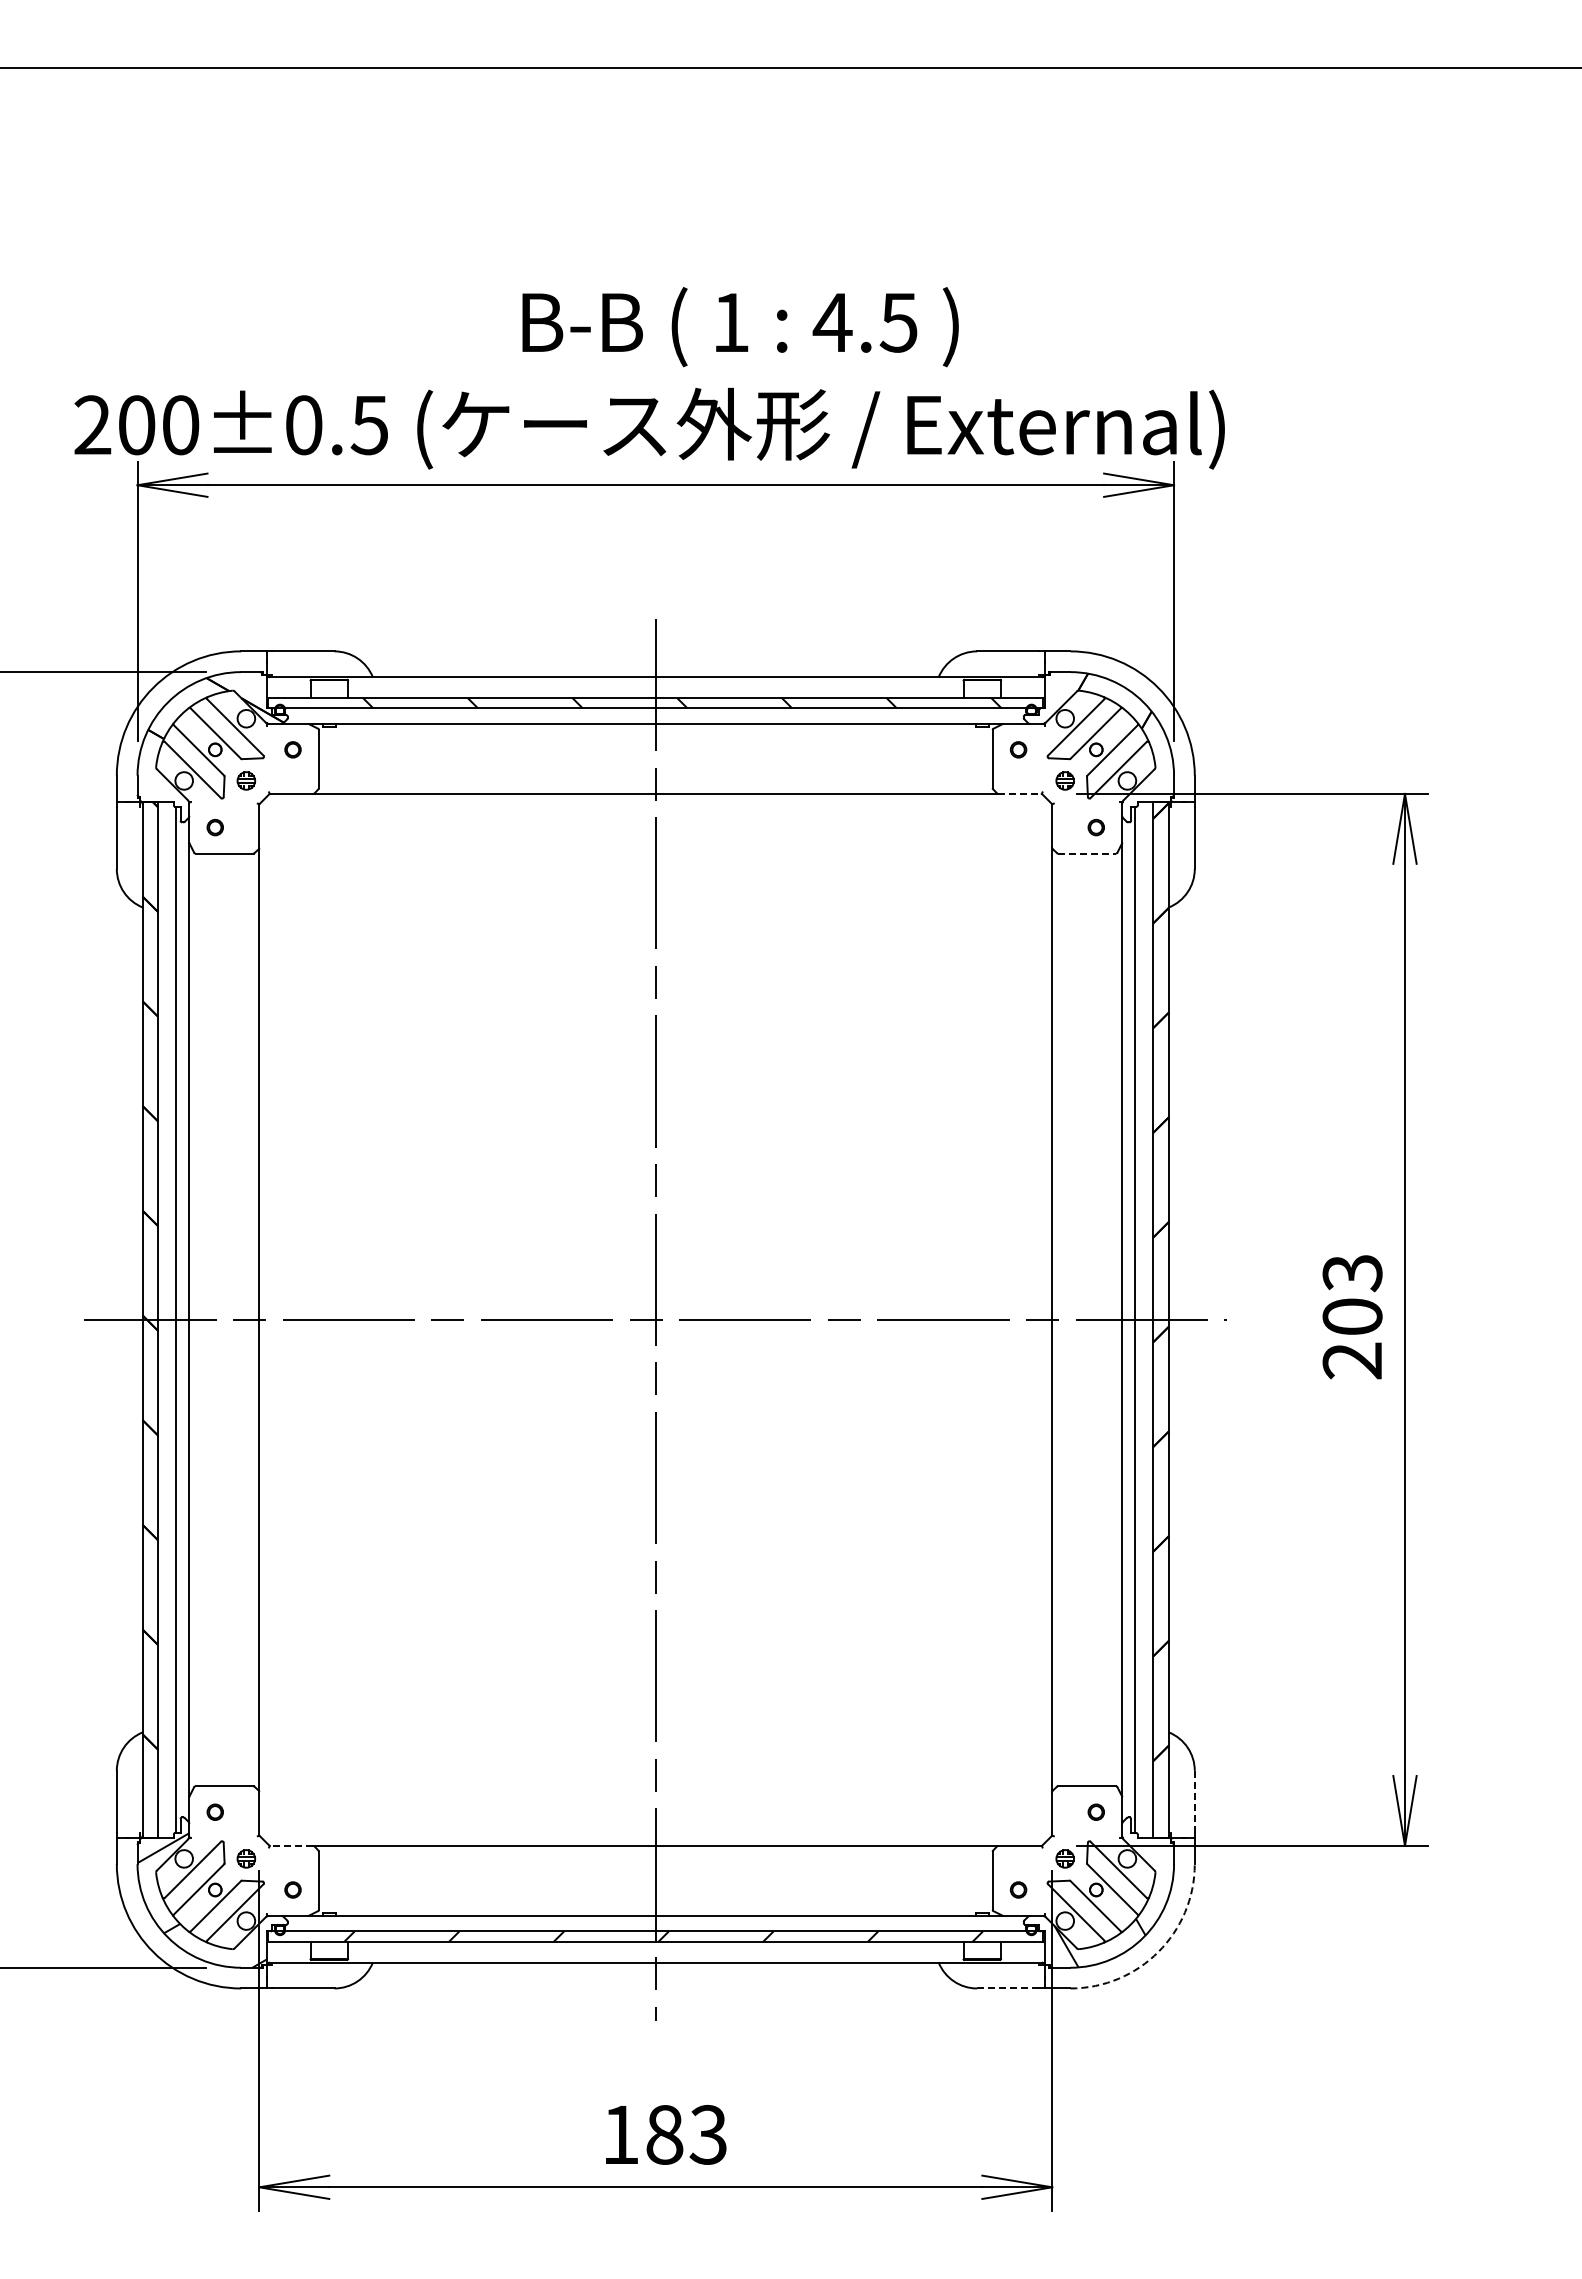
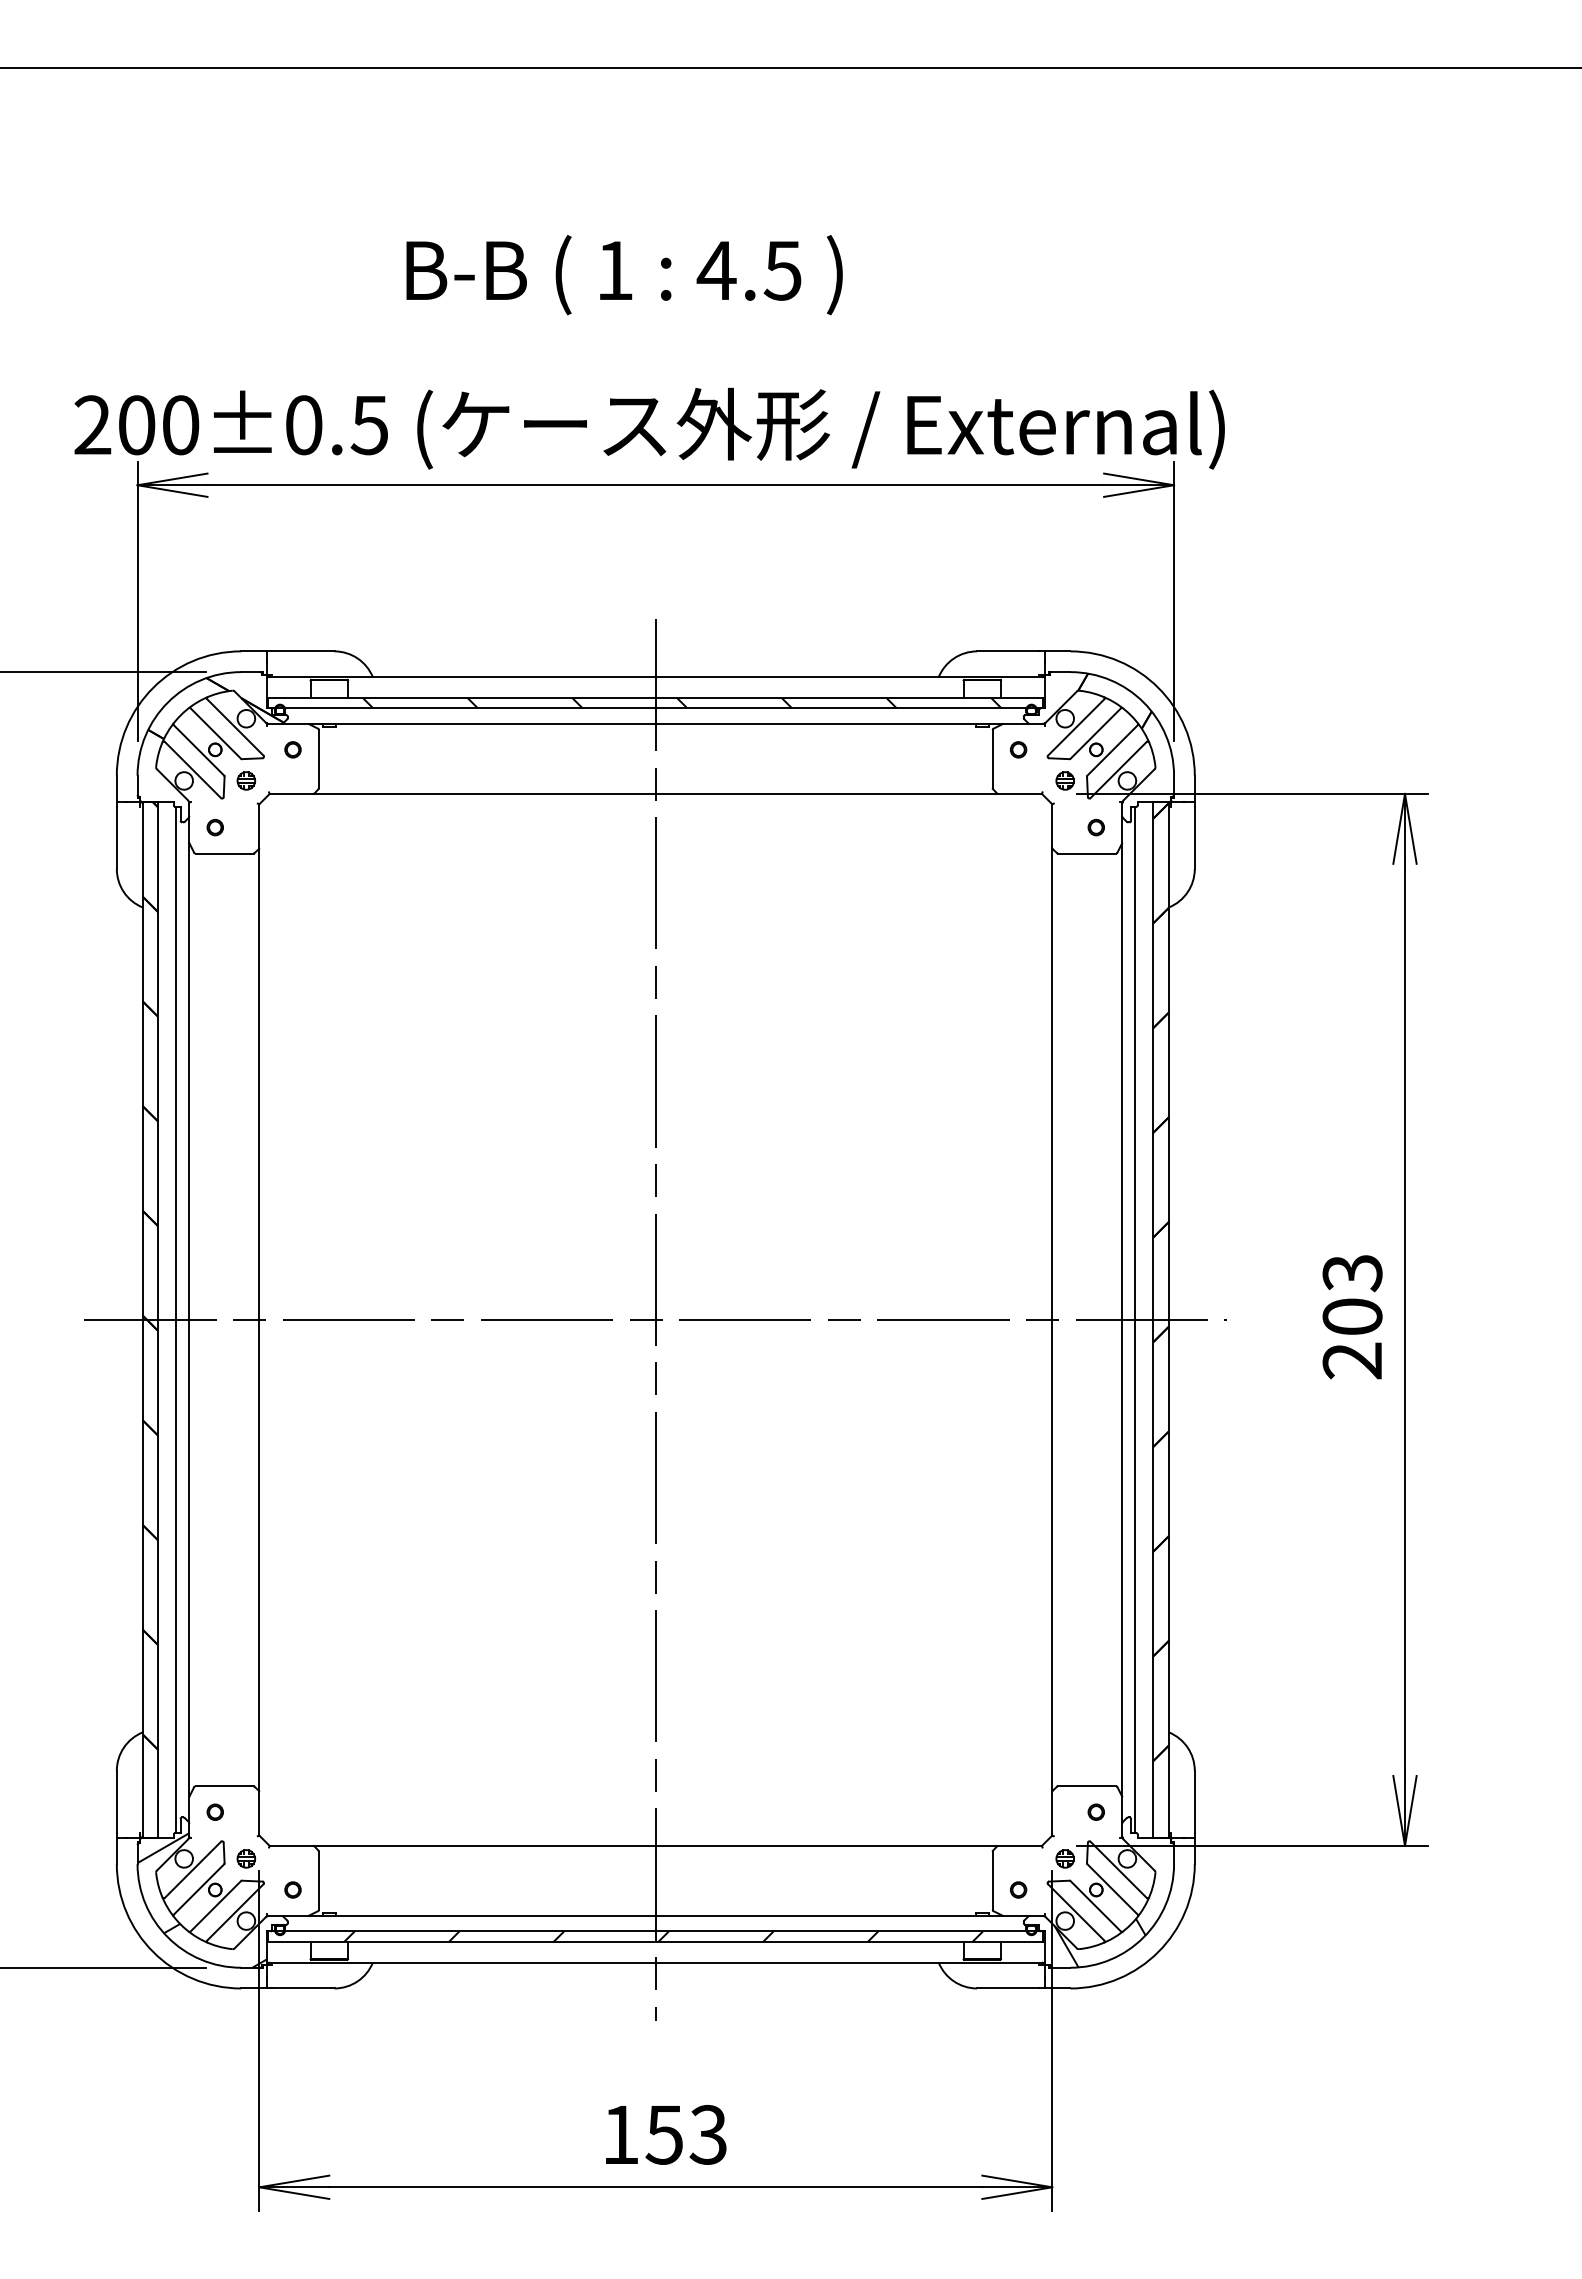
text position: (740, 327) -> (624, 275) (624, 275)
line: dashed -> solid (1020, 793)
line: dashed -> solid (1087, 853)
line: dashed -> solid (1194, 1802)
line: dashed -> solid (291, 1845)
arc: dashed -> solid (1158, 1952)
line: dashed -> solid (1007, 1988)
text: 183 -> 153 (664, 2134)
